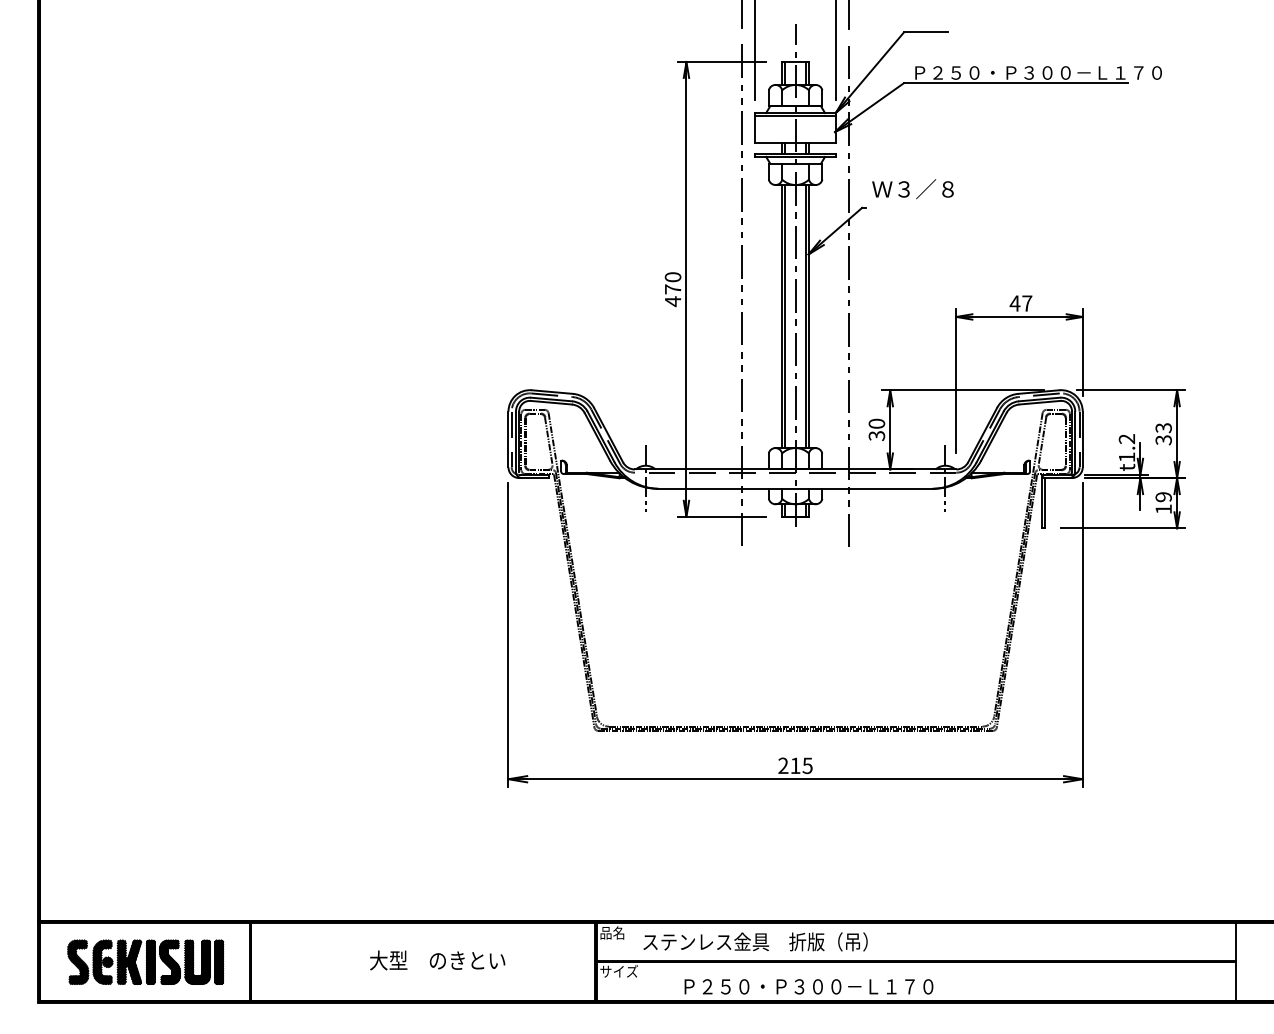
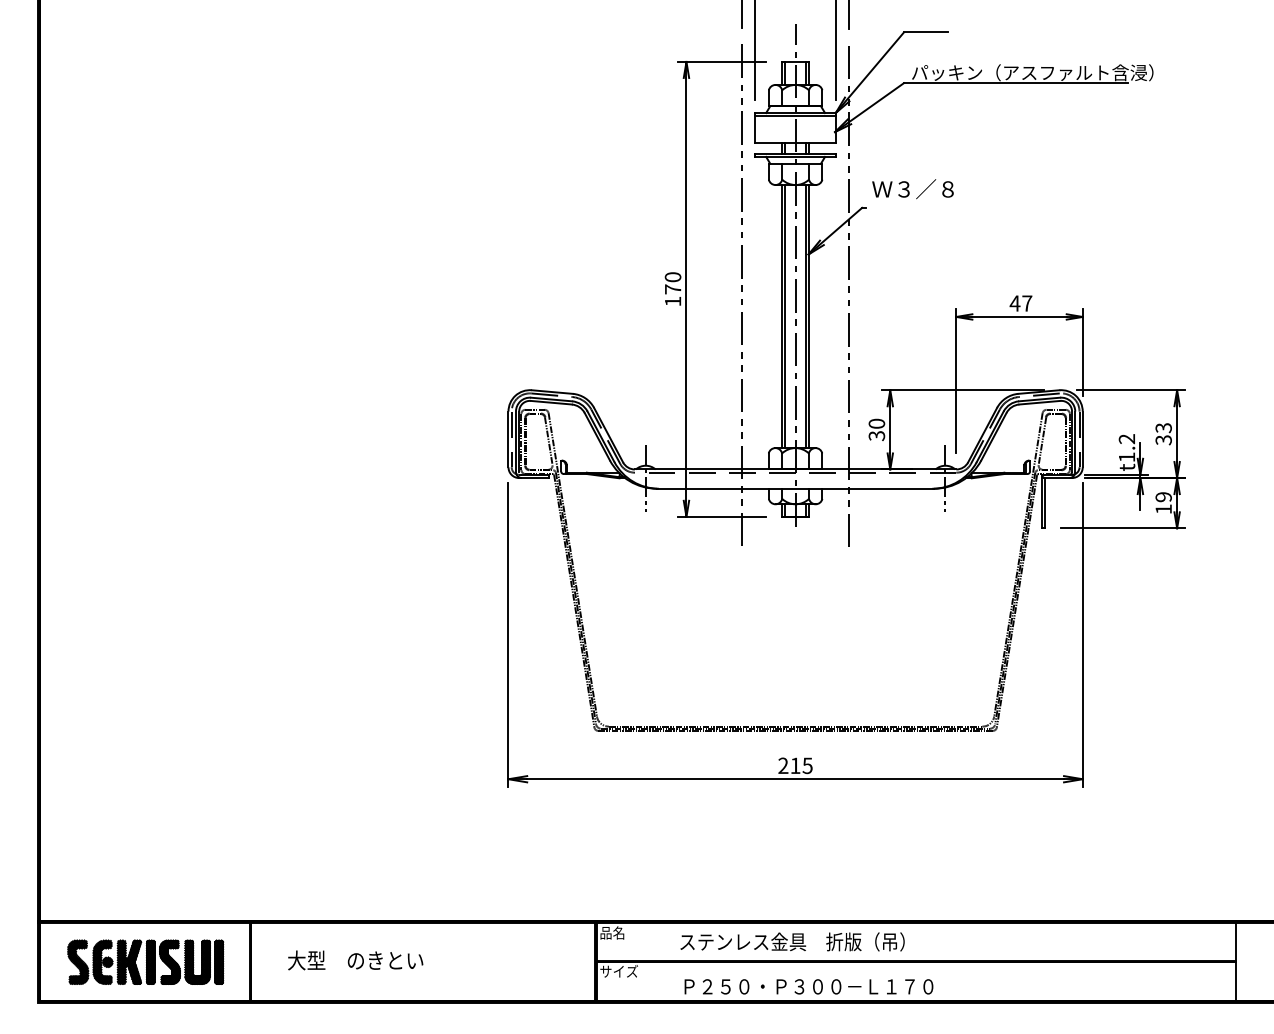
text: Ｐ２５０・Ｐ３００－Ｌ１７０ -> パッキン（アスファルト含浸） (1036, 72)
text: 470 -> 170 (673, 301)
text position: (755, 941) -> (792, 941) (792, 941)
text position: (437, 960) -> (355, 960) (355, 960)
